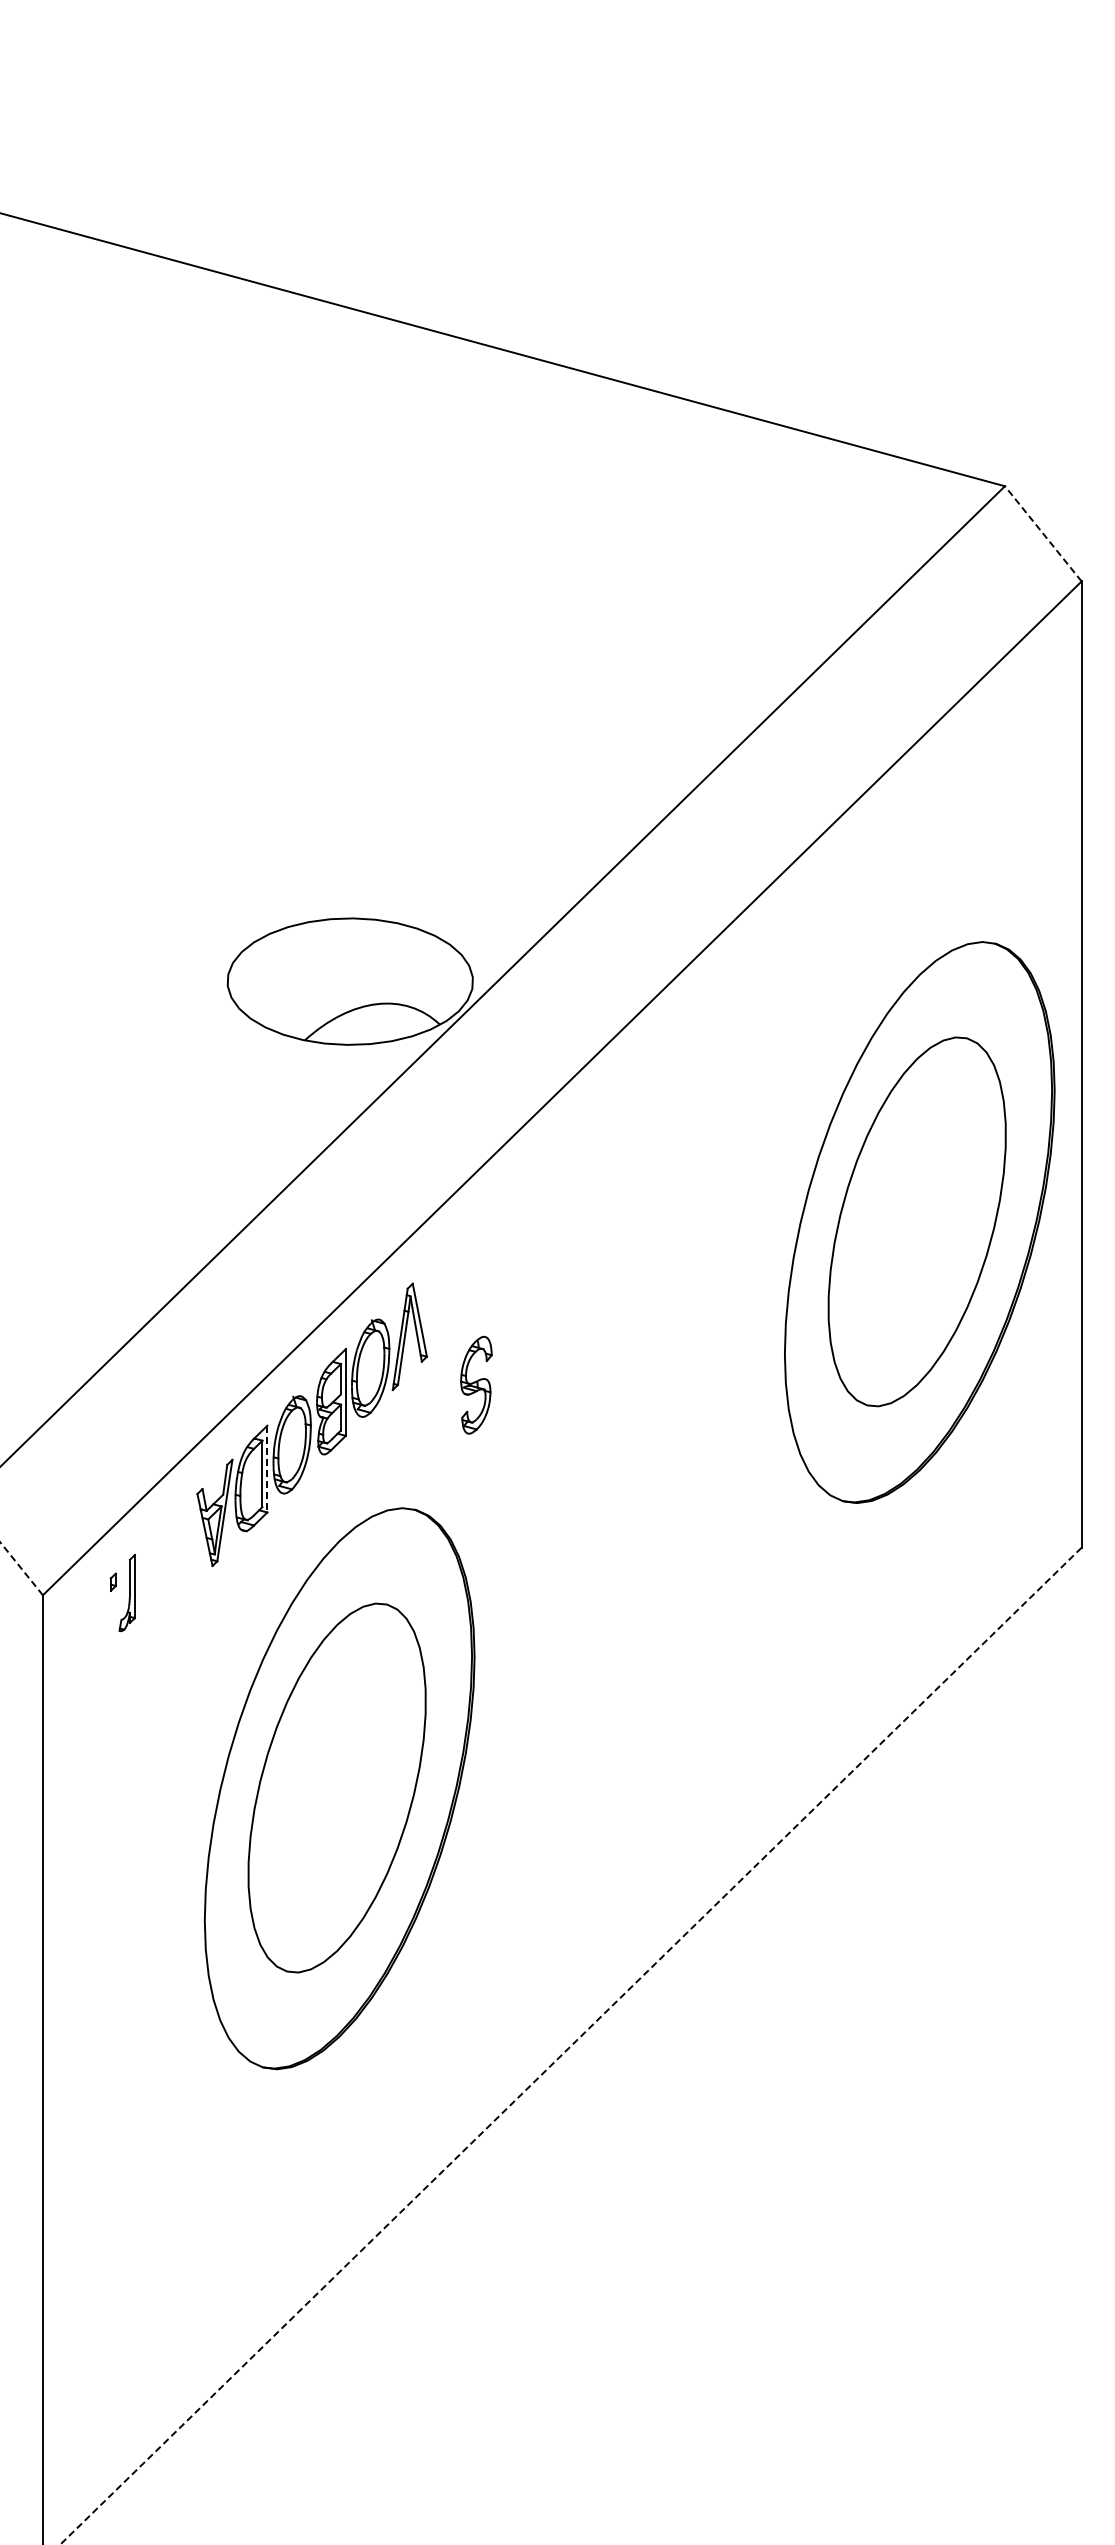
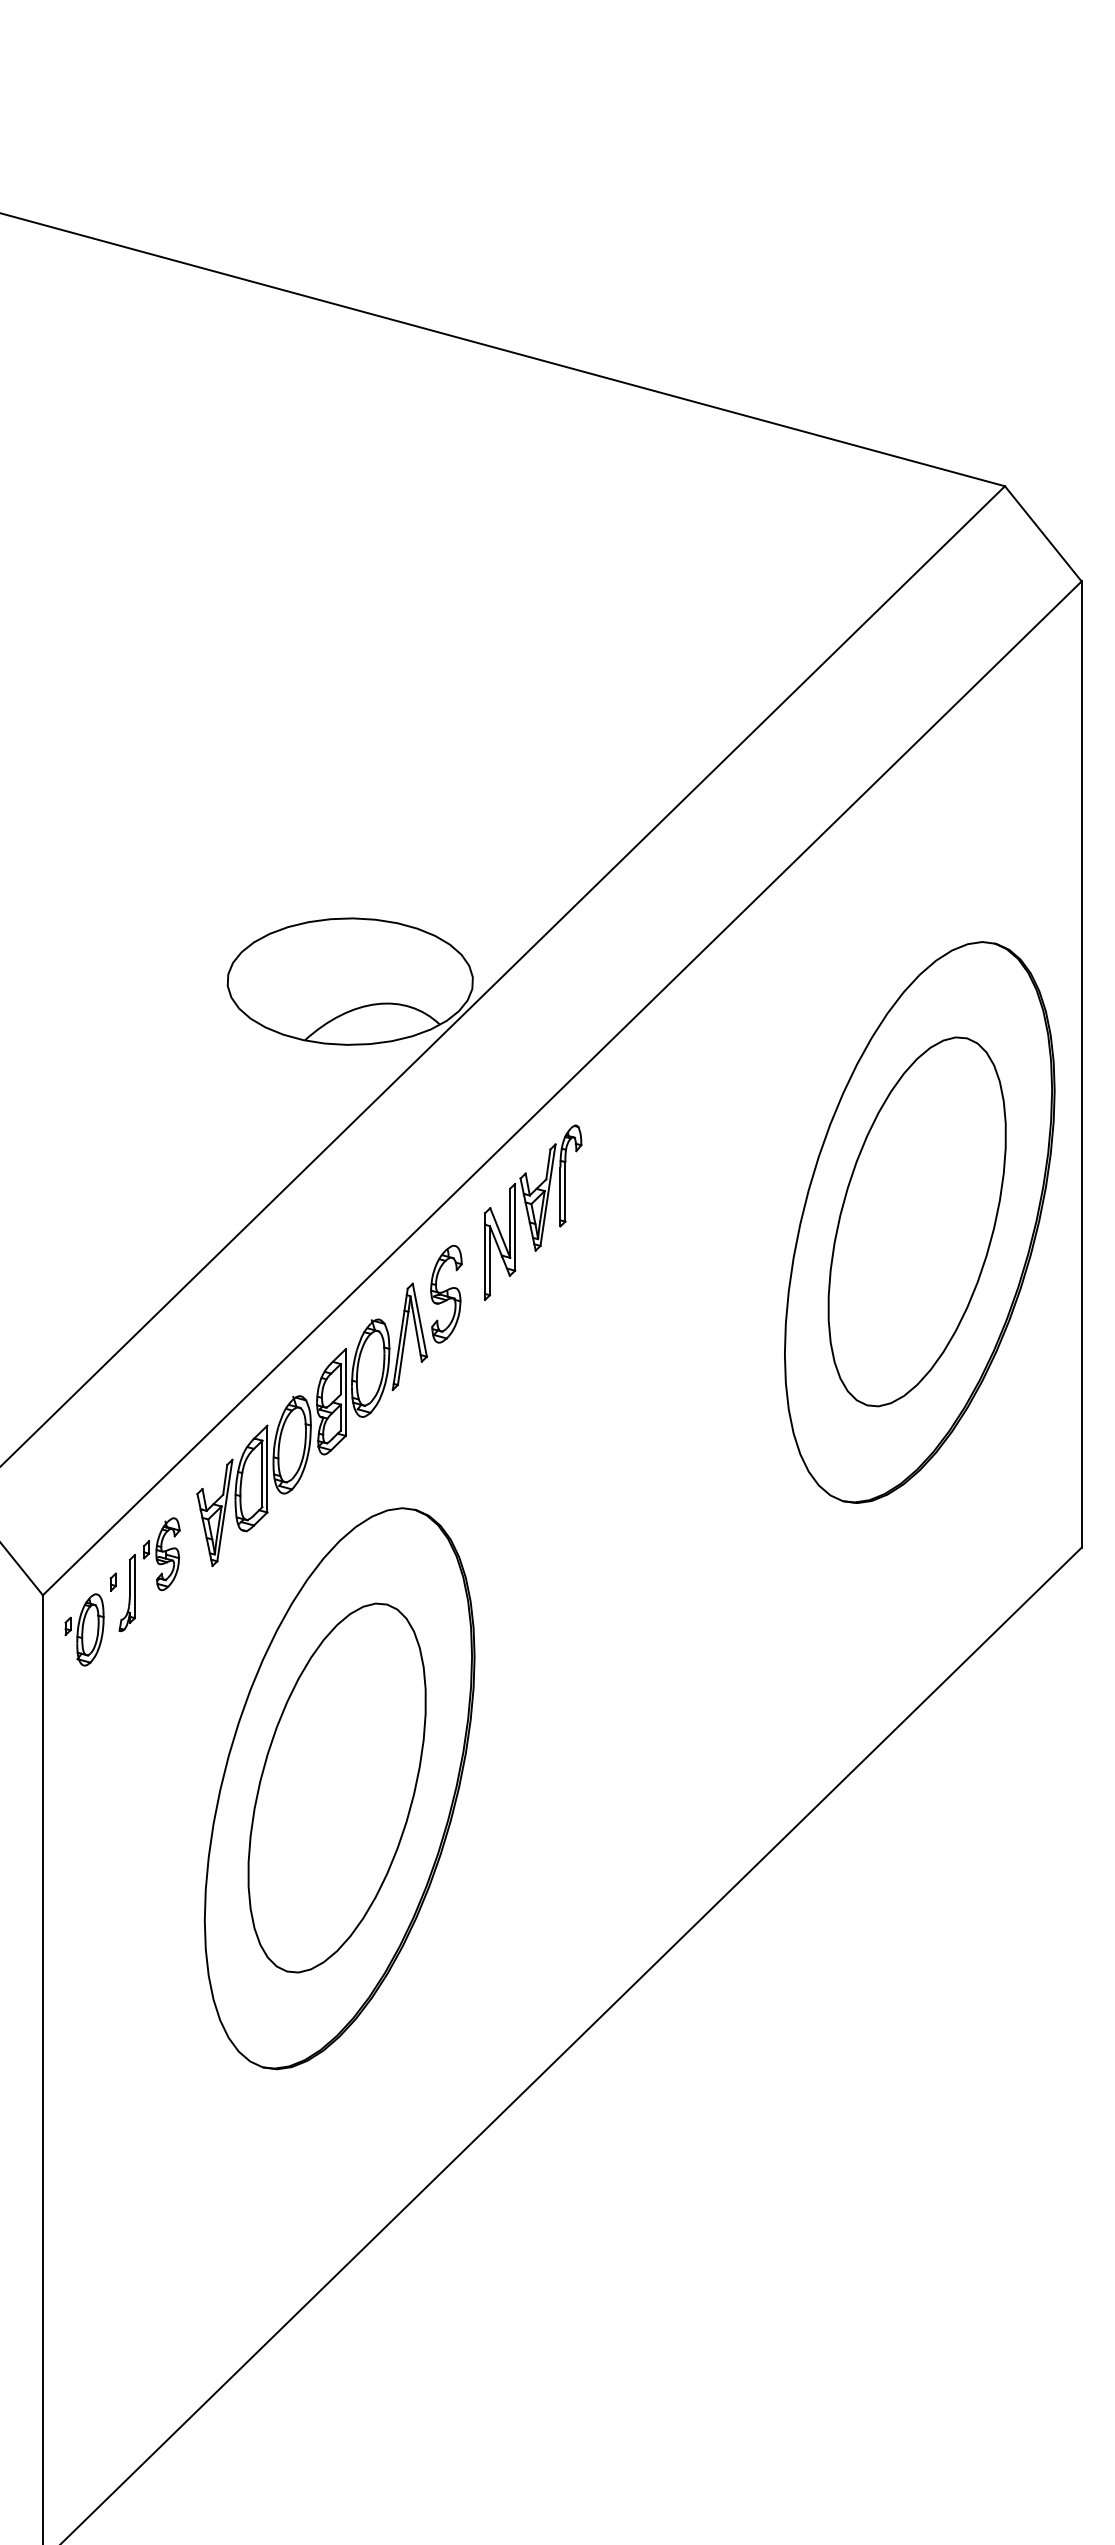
line: dashed -> solid (1042, 533)
part: none -> present (533, 1212)
part position: (476, 1384) -> (446, 1293) (446, 1293)
line: dashed -> solid (267, 1469)
part: none -> present (161, 1554)
line: dashed -> solid (21, 1568)
part: none -> present (84, 1629)
line: dashed -> solid (570, 2046)
